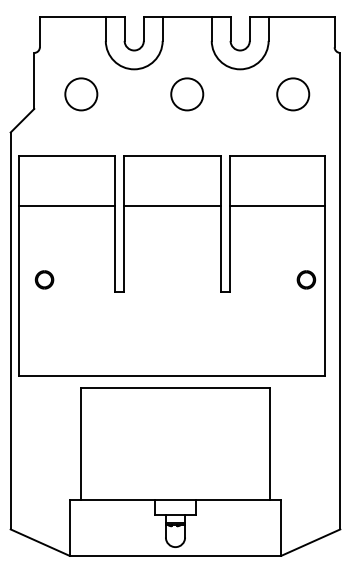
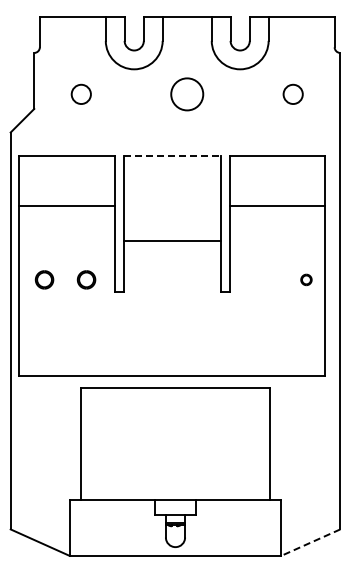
circle diameter: 32 px -> 19 px (80, 94)
circle diameter: 32 px -> 19 px (292, 94)
line: solid -> dashed (172, 155)
line position: (171, 206) -> (171, 241) (171, 241)
part: none -> present (86, 279)
part size: 21x20 px -> 13x14 px (306, 279)
line: solid -> dashed (310, 542)
